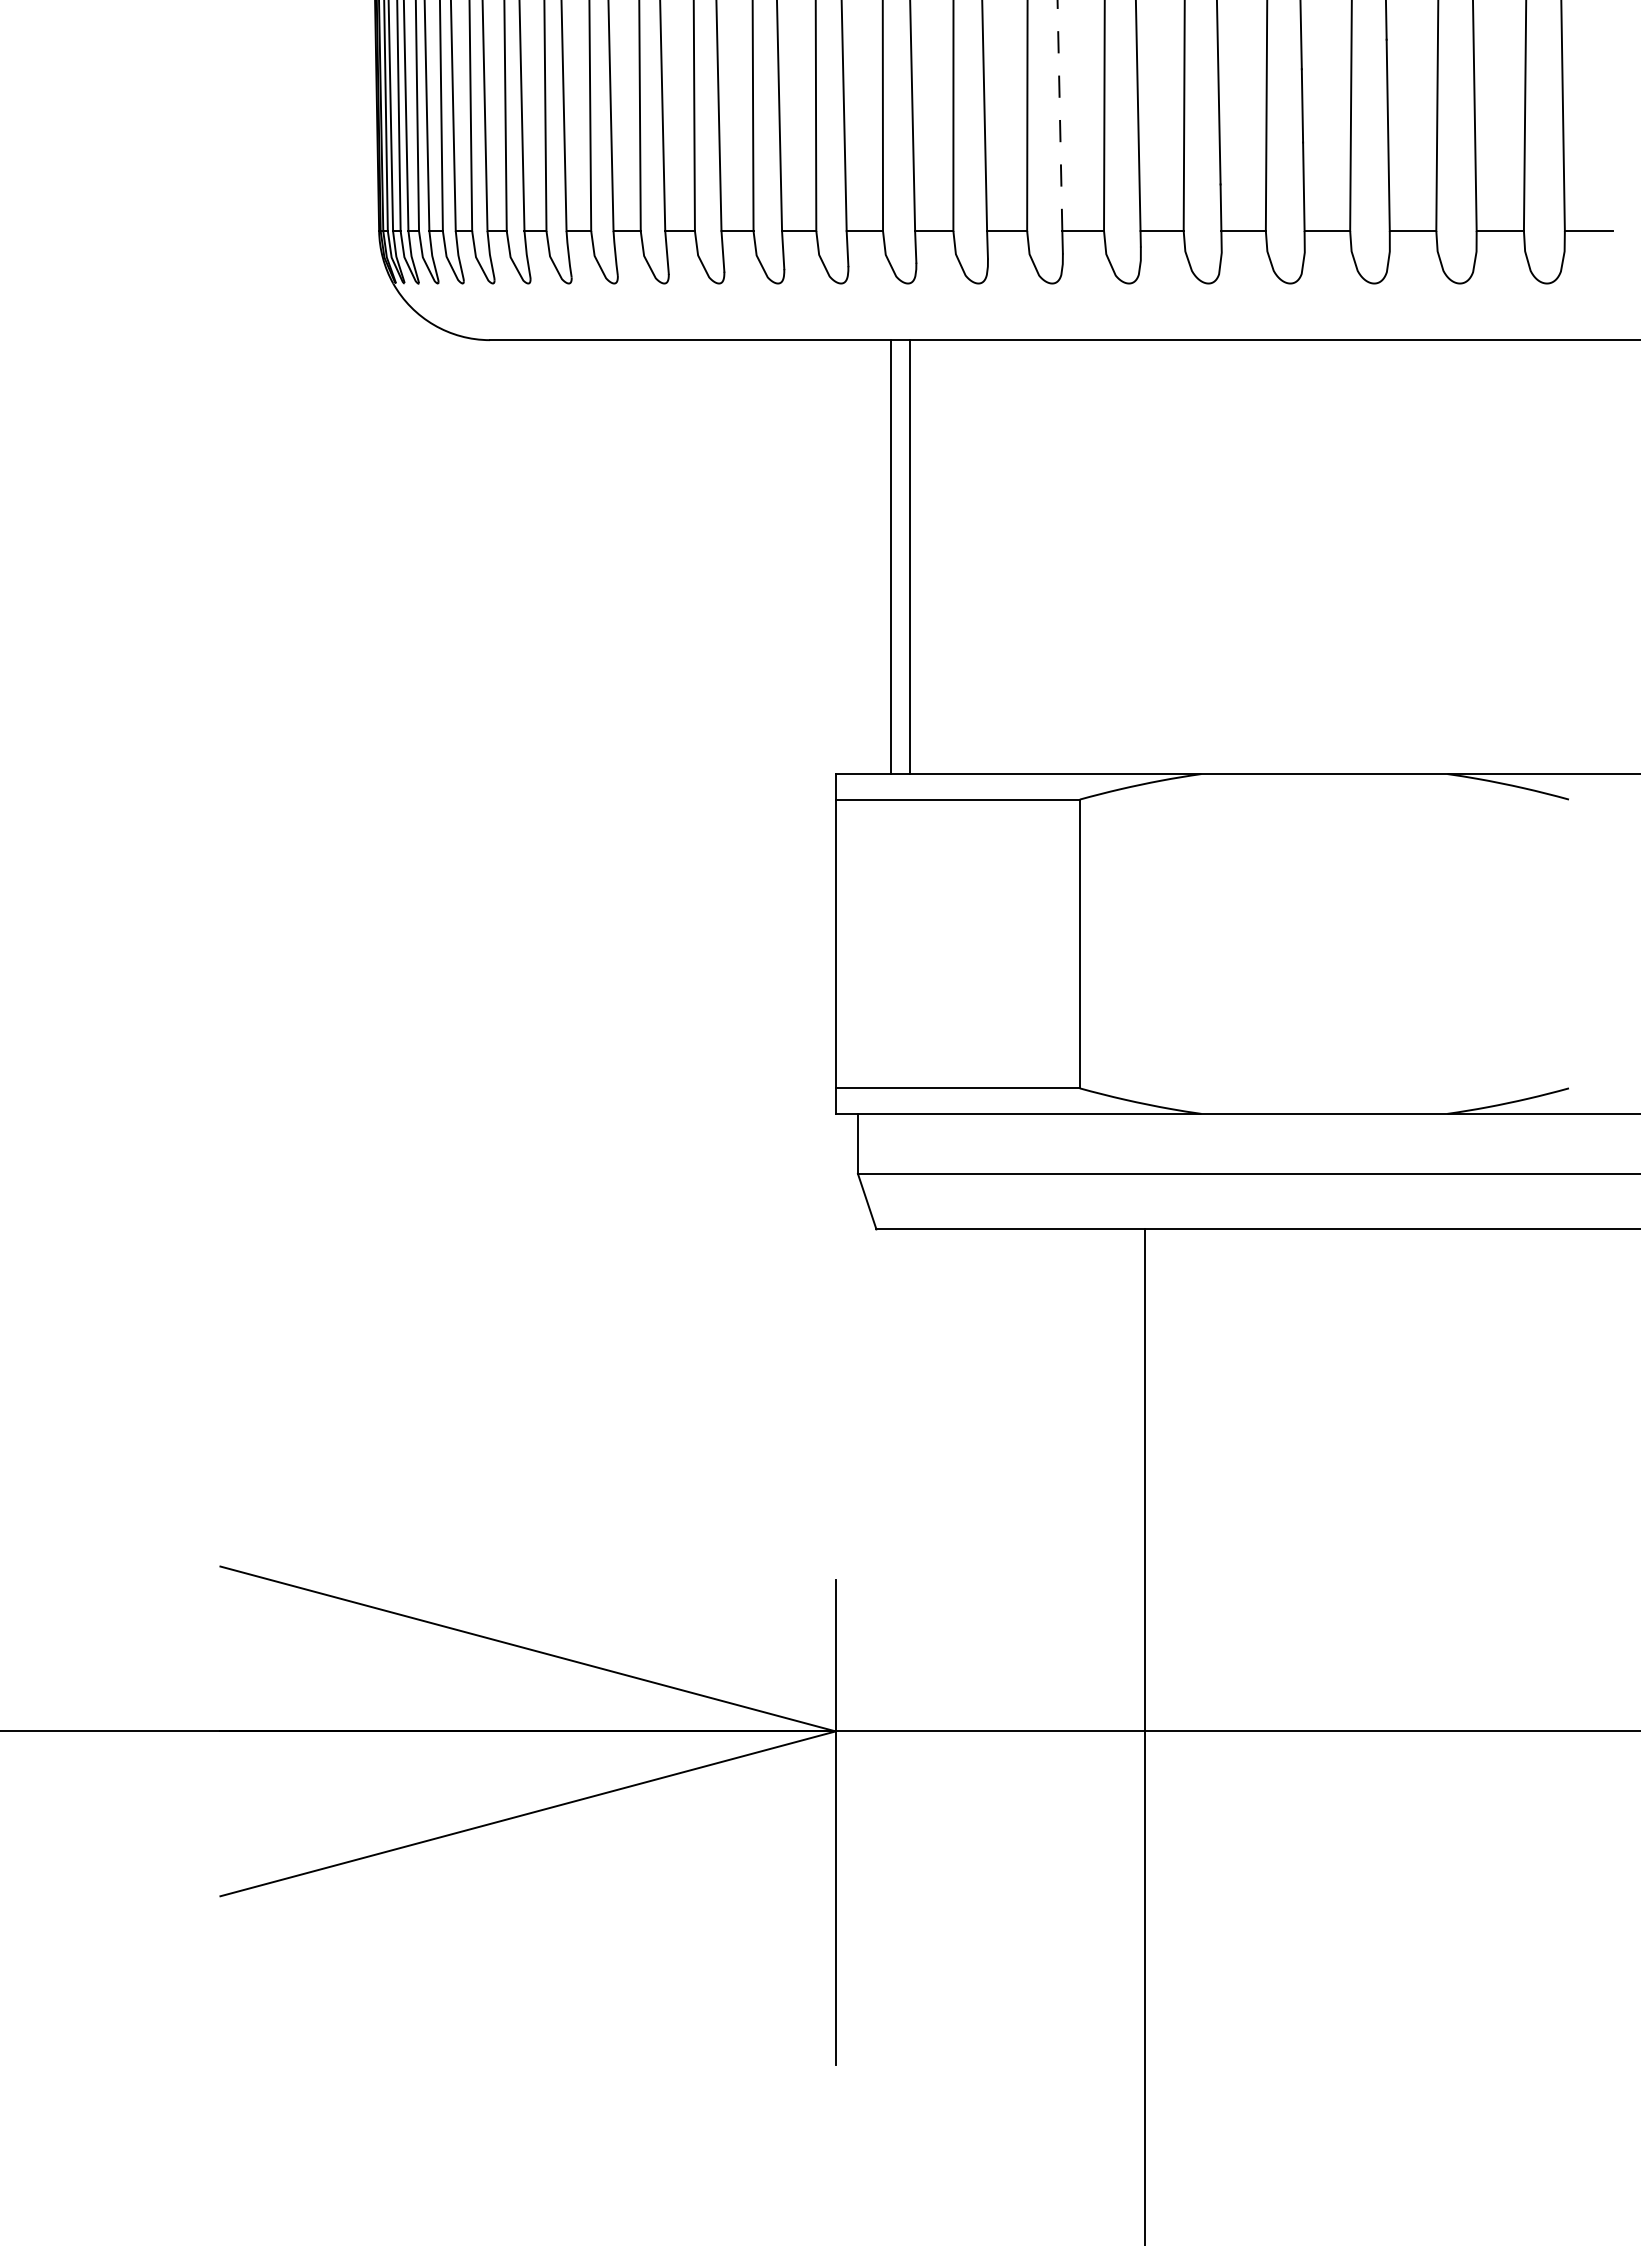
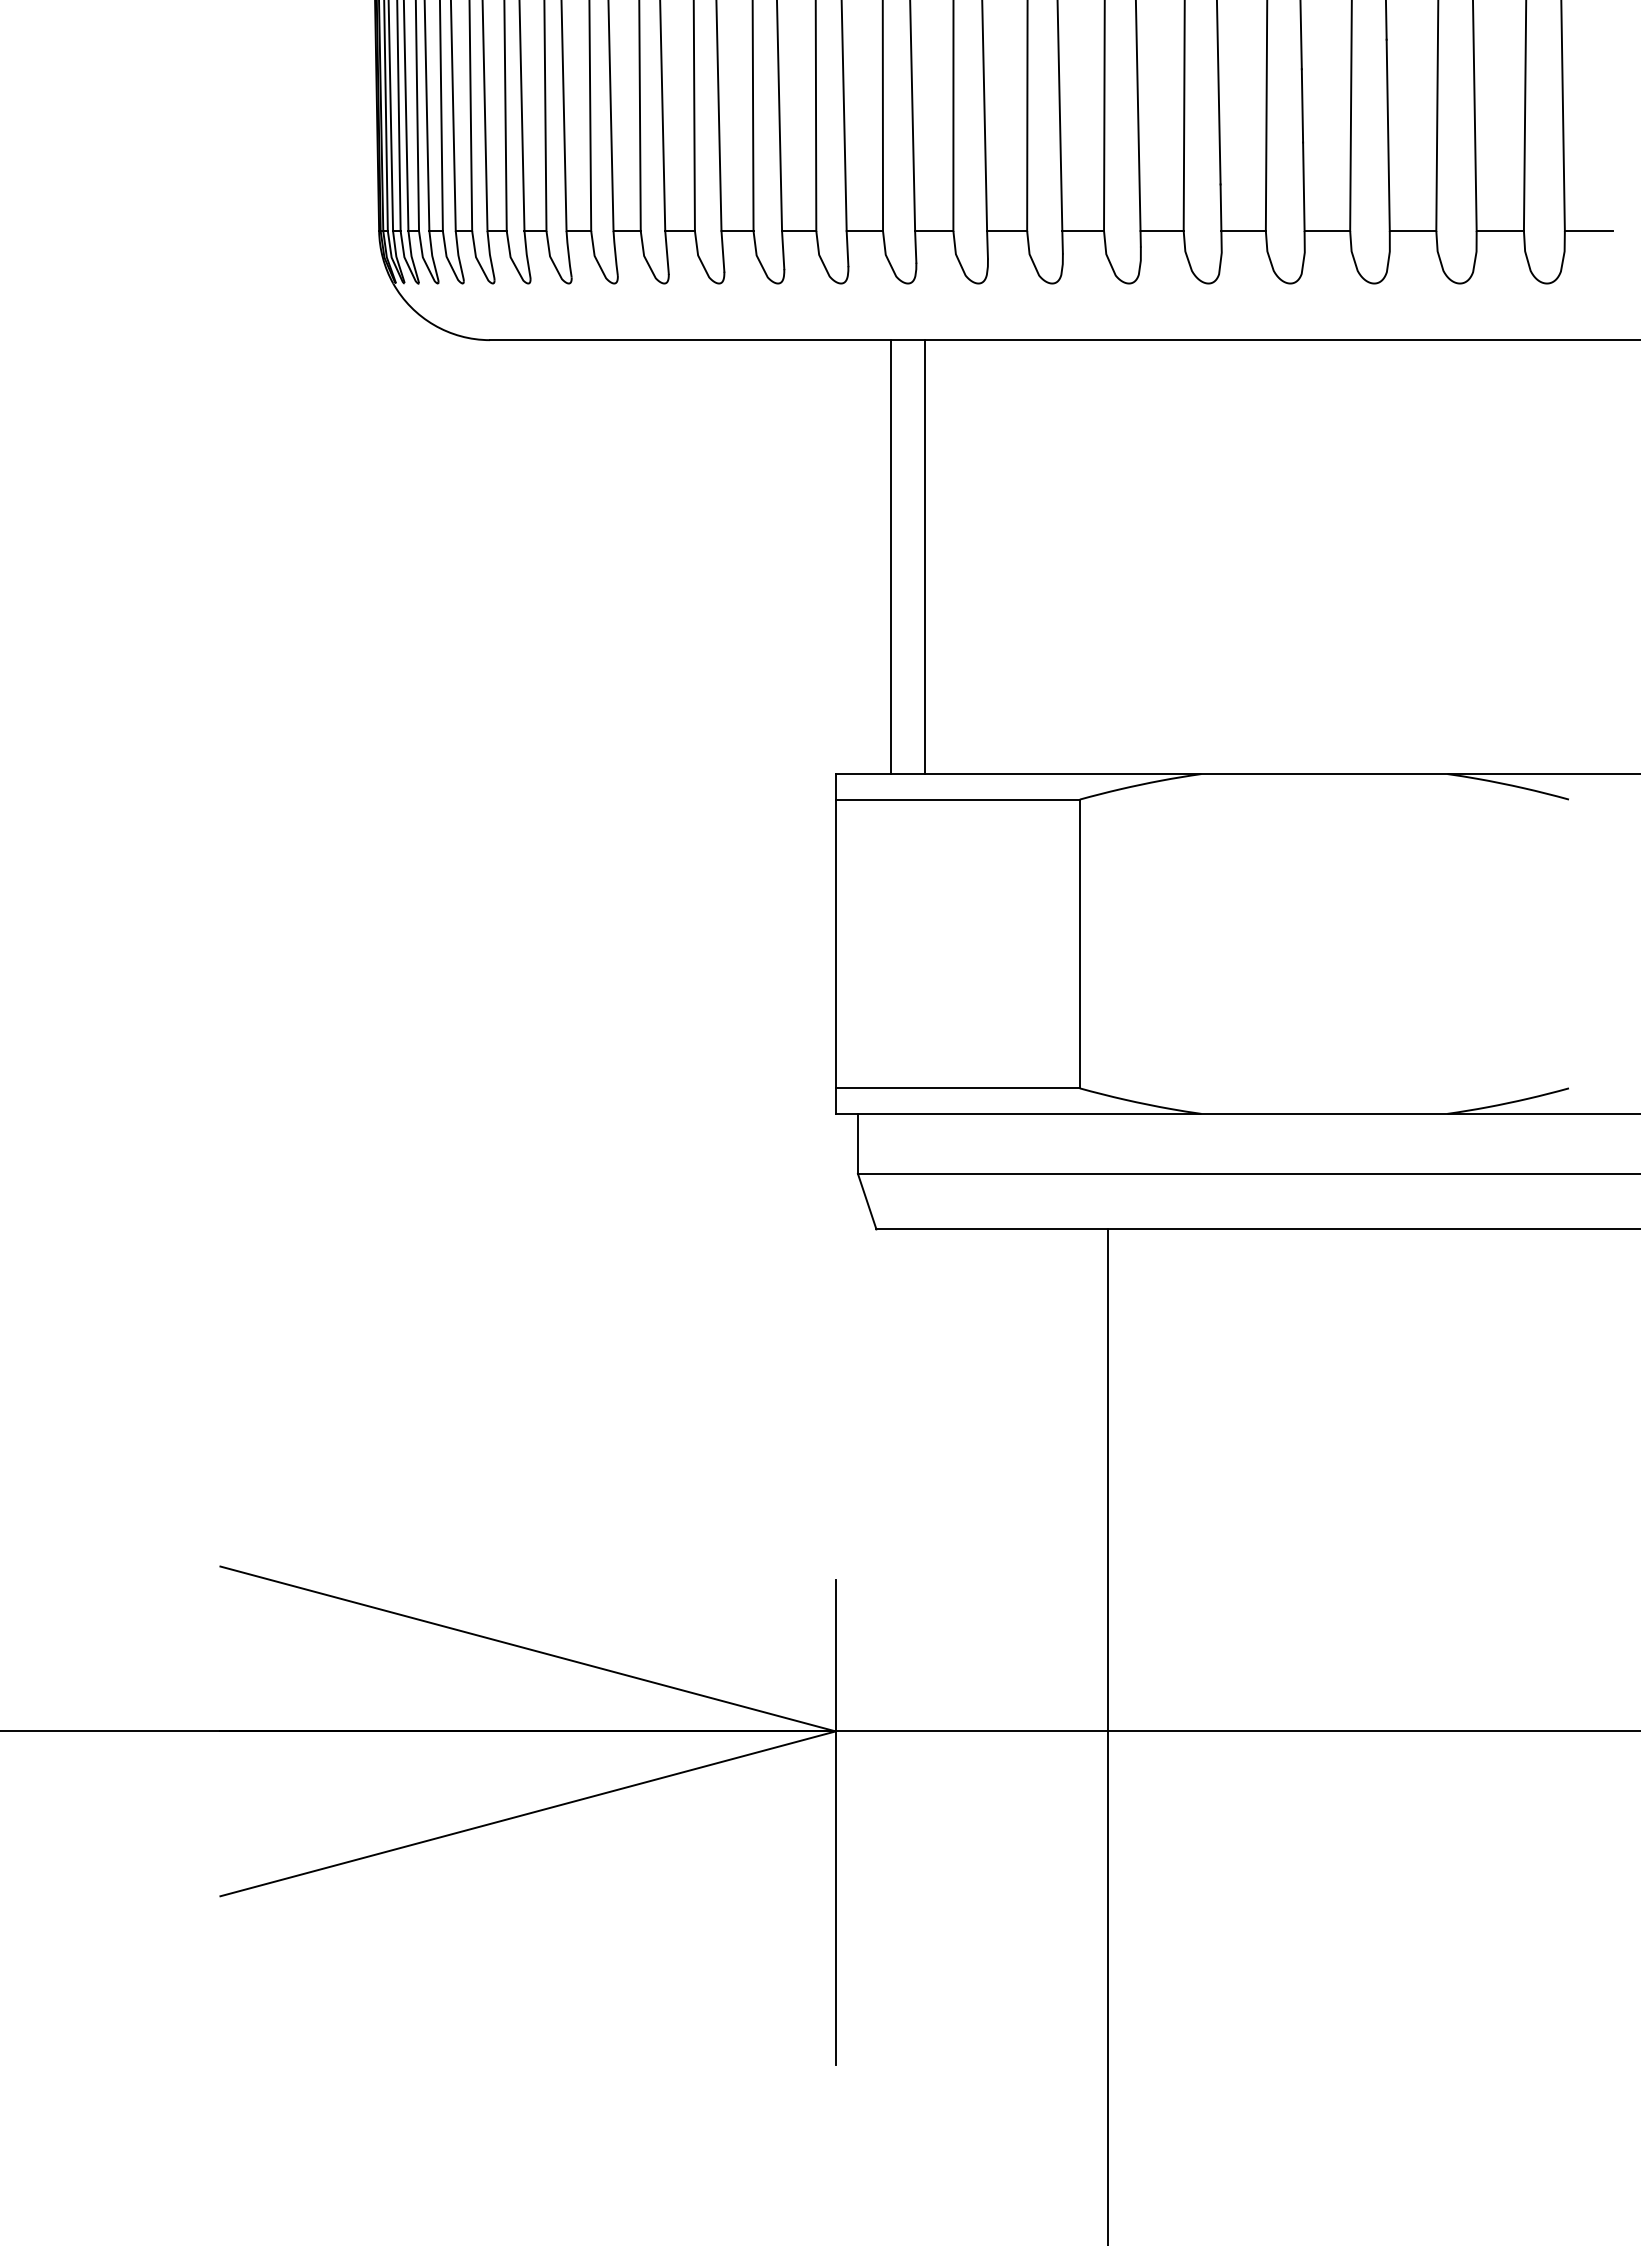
line: dashed -> solid (1059, 115)
line position: (909, 557) -> (924, 557) (924, 557)
line position: (1144, 1735) -> (1107, 1735) (1107, 1735)
